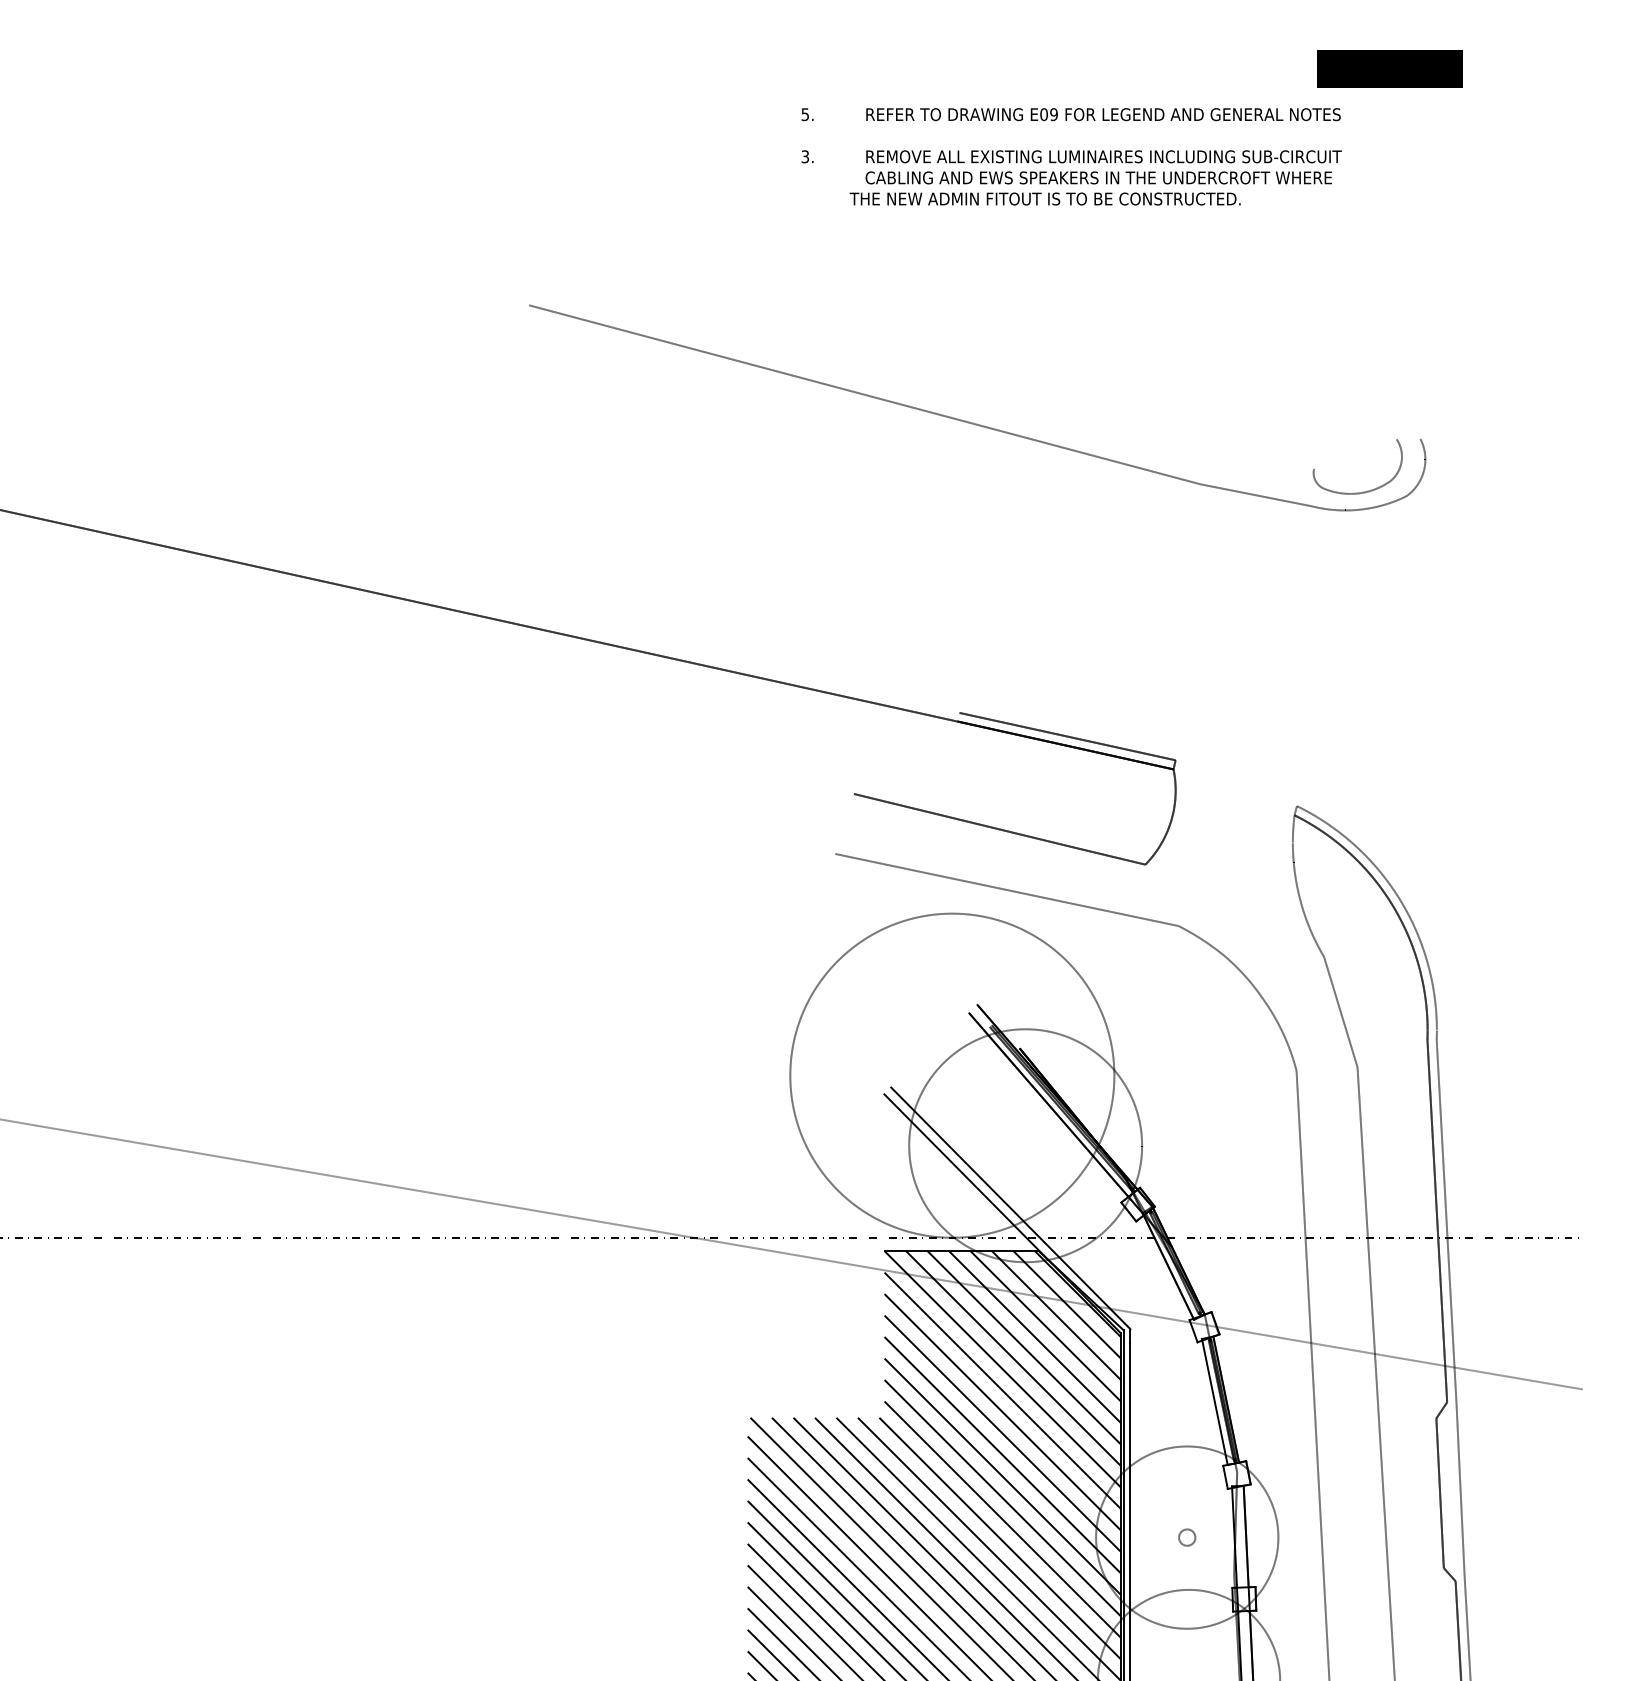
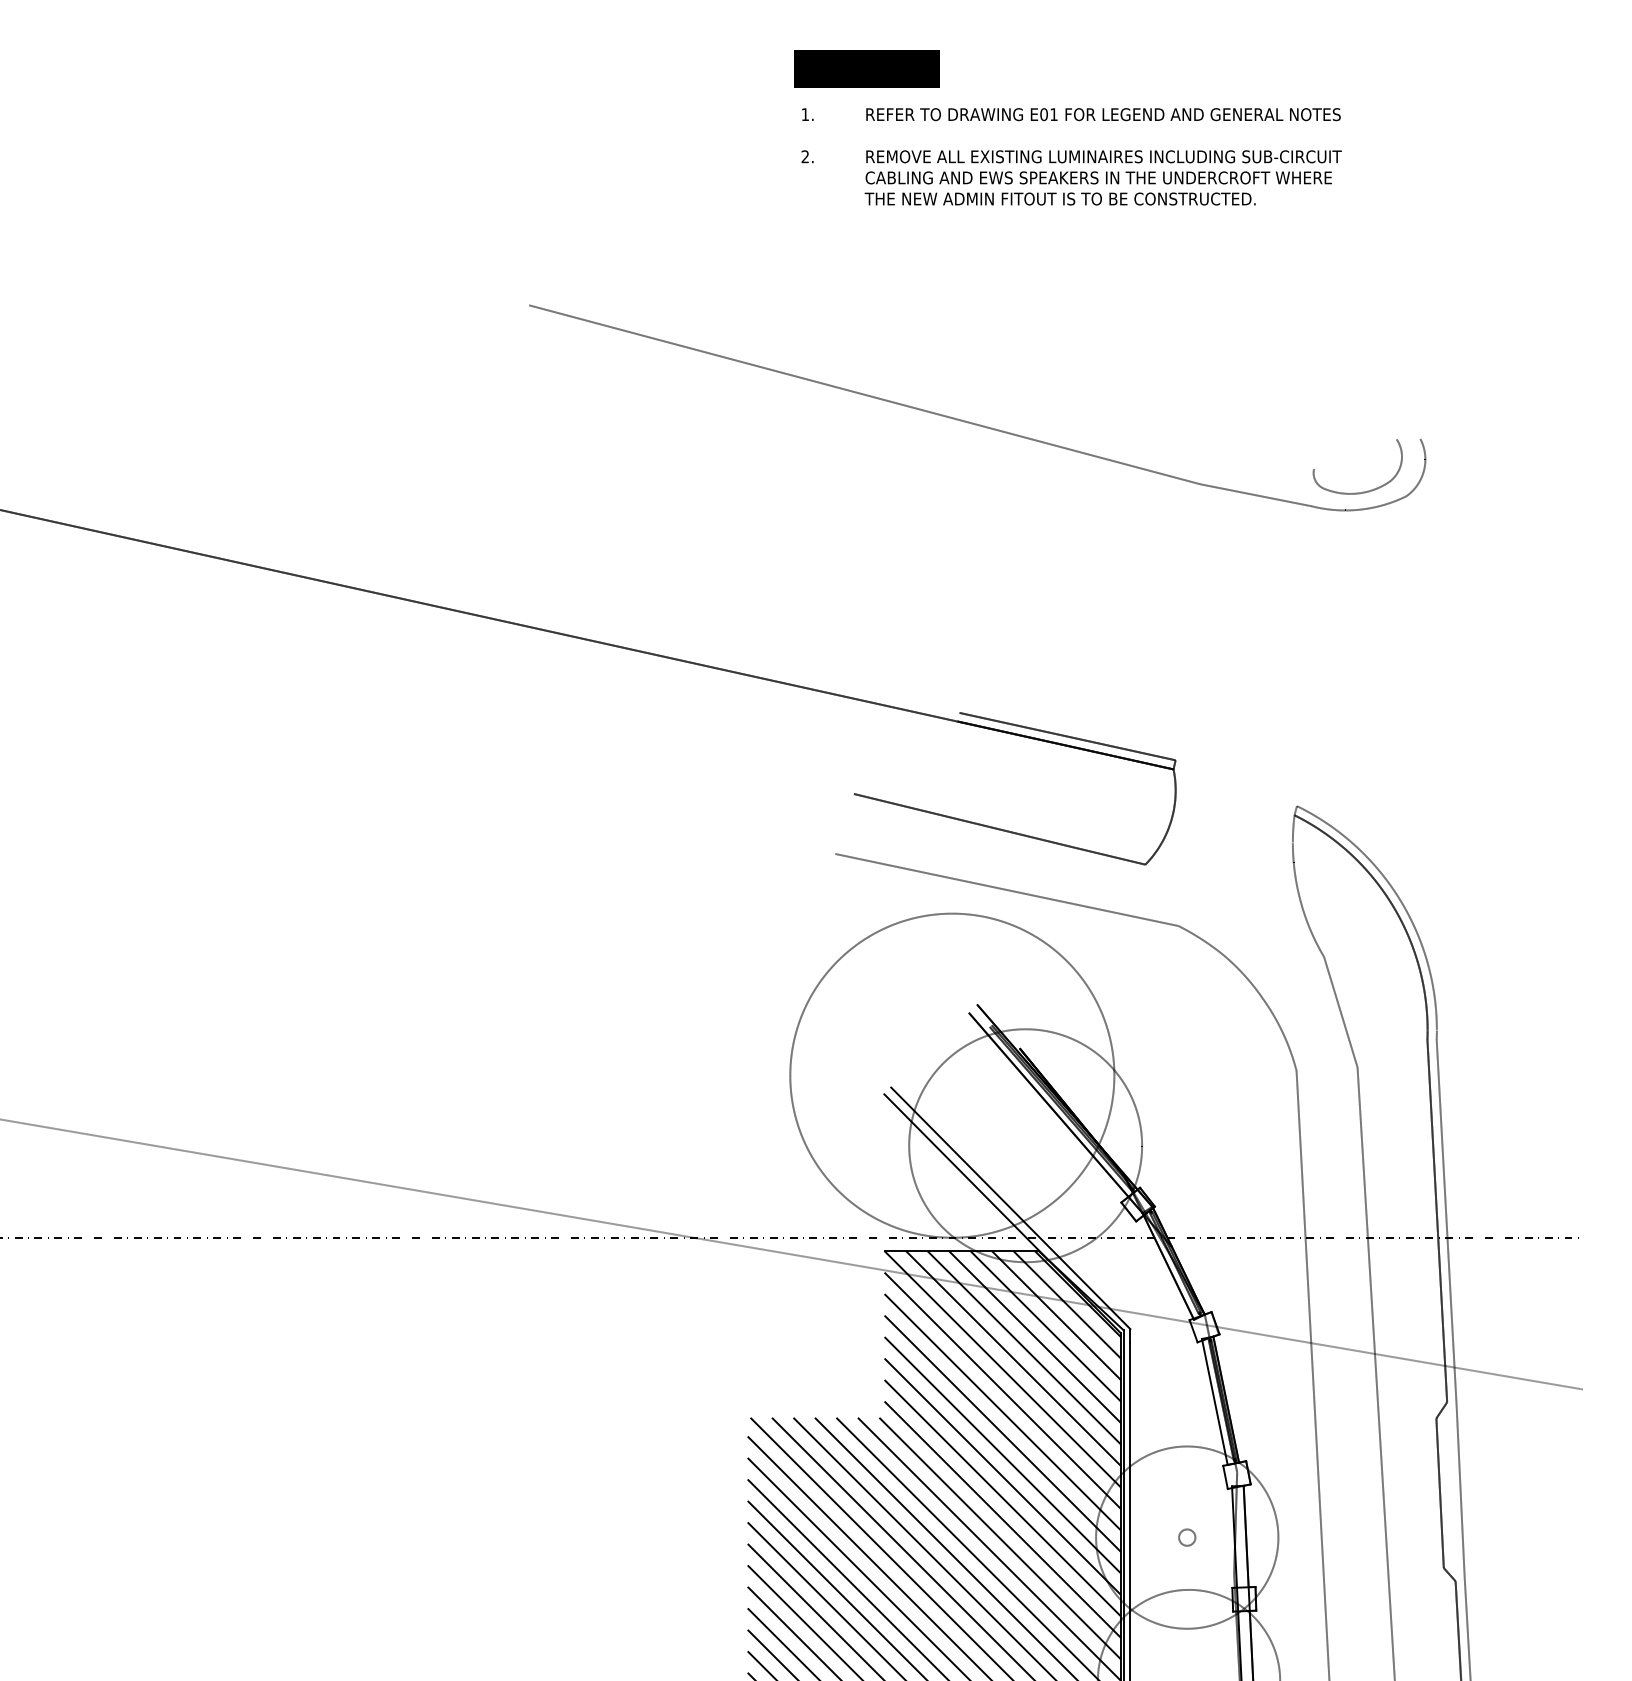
part position: (1389, 68) -> (866, 68) (866, 68)
text: 5. -> 1. (804, 114)
text: E09 -> E01 (1053, 114)
text: 3. -> 2. (805, 156)
text position: (1044, 198) -> (1059, 198) (1059, 198)
